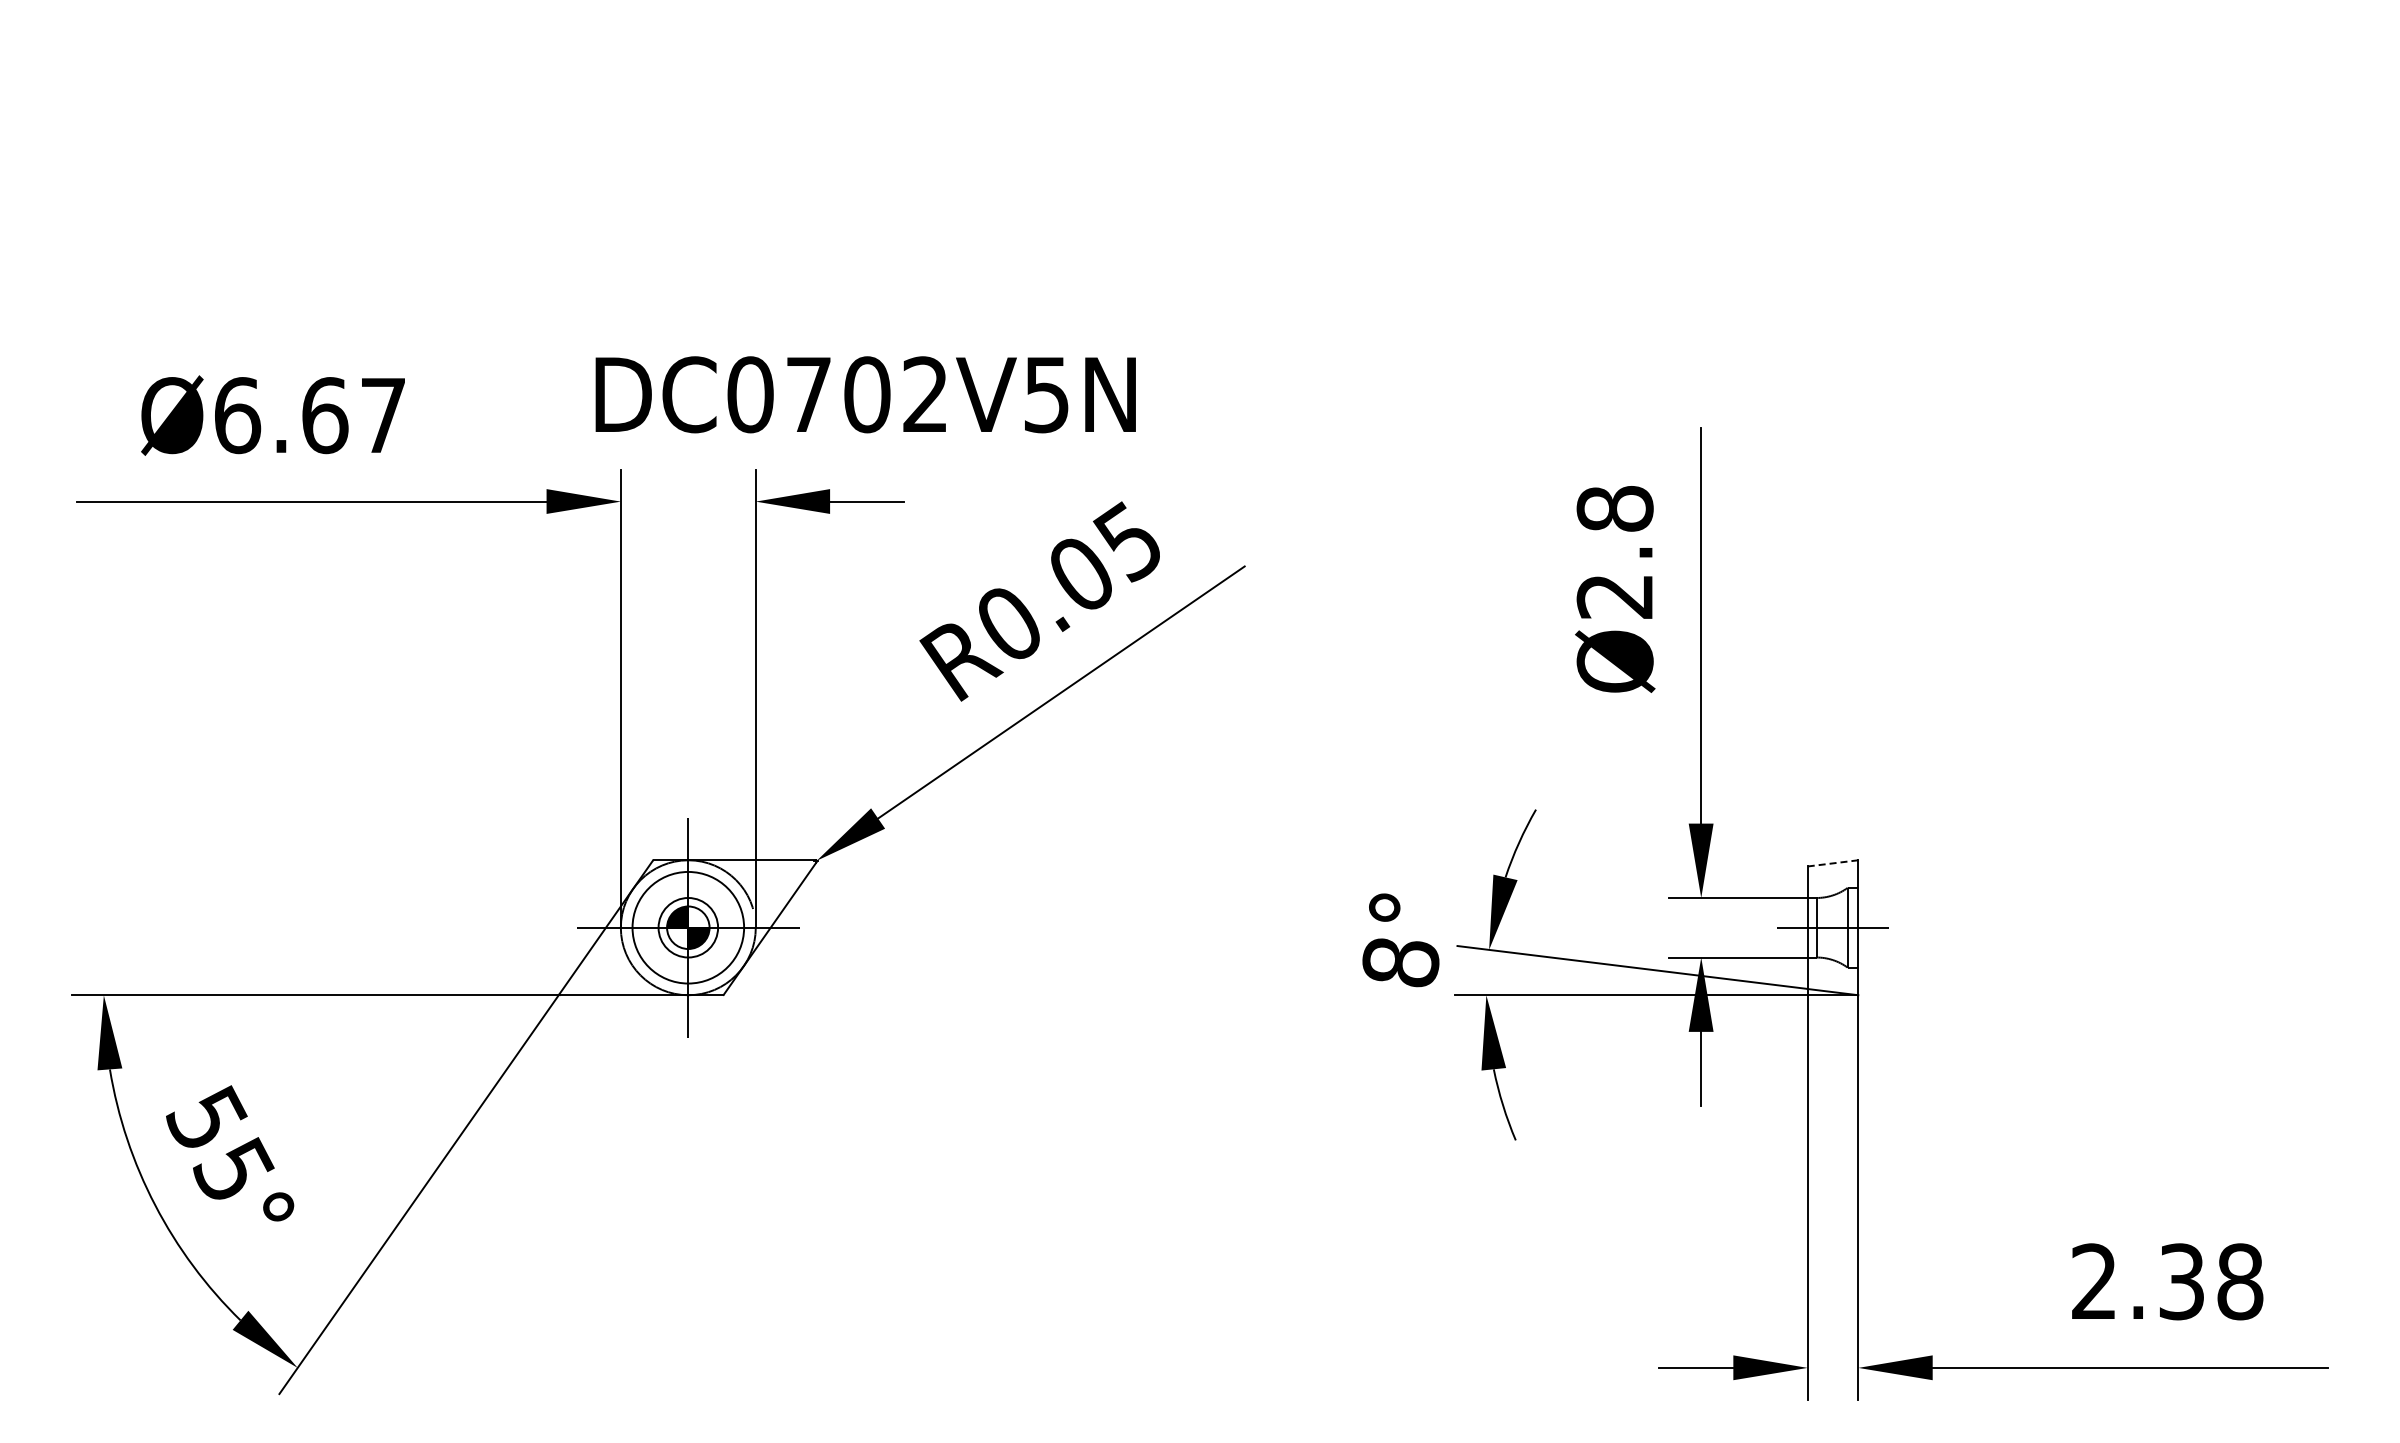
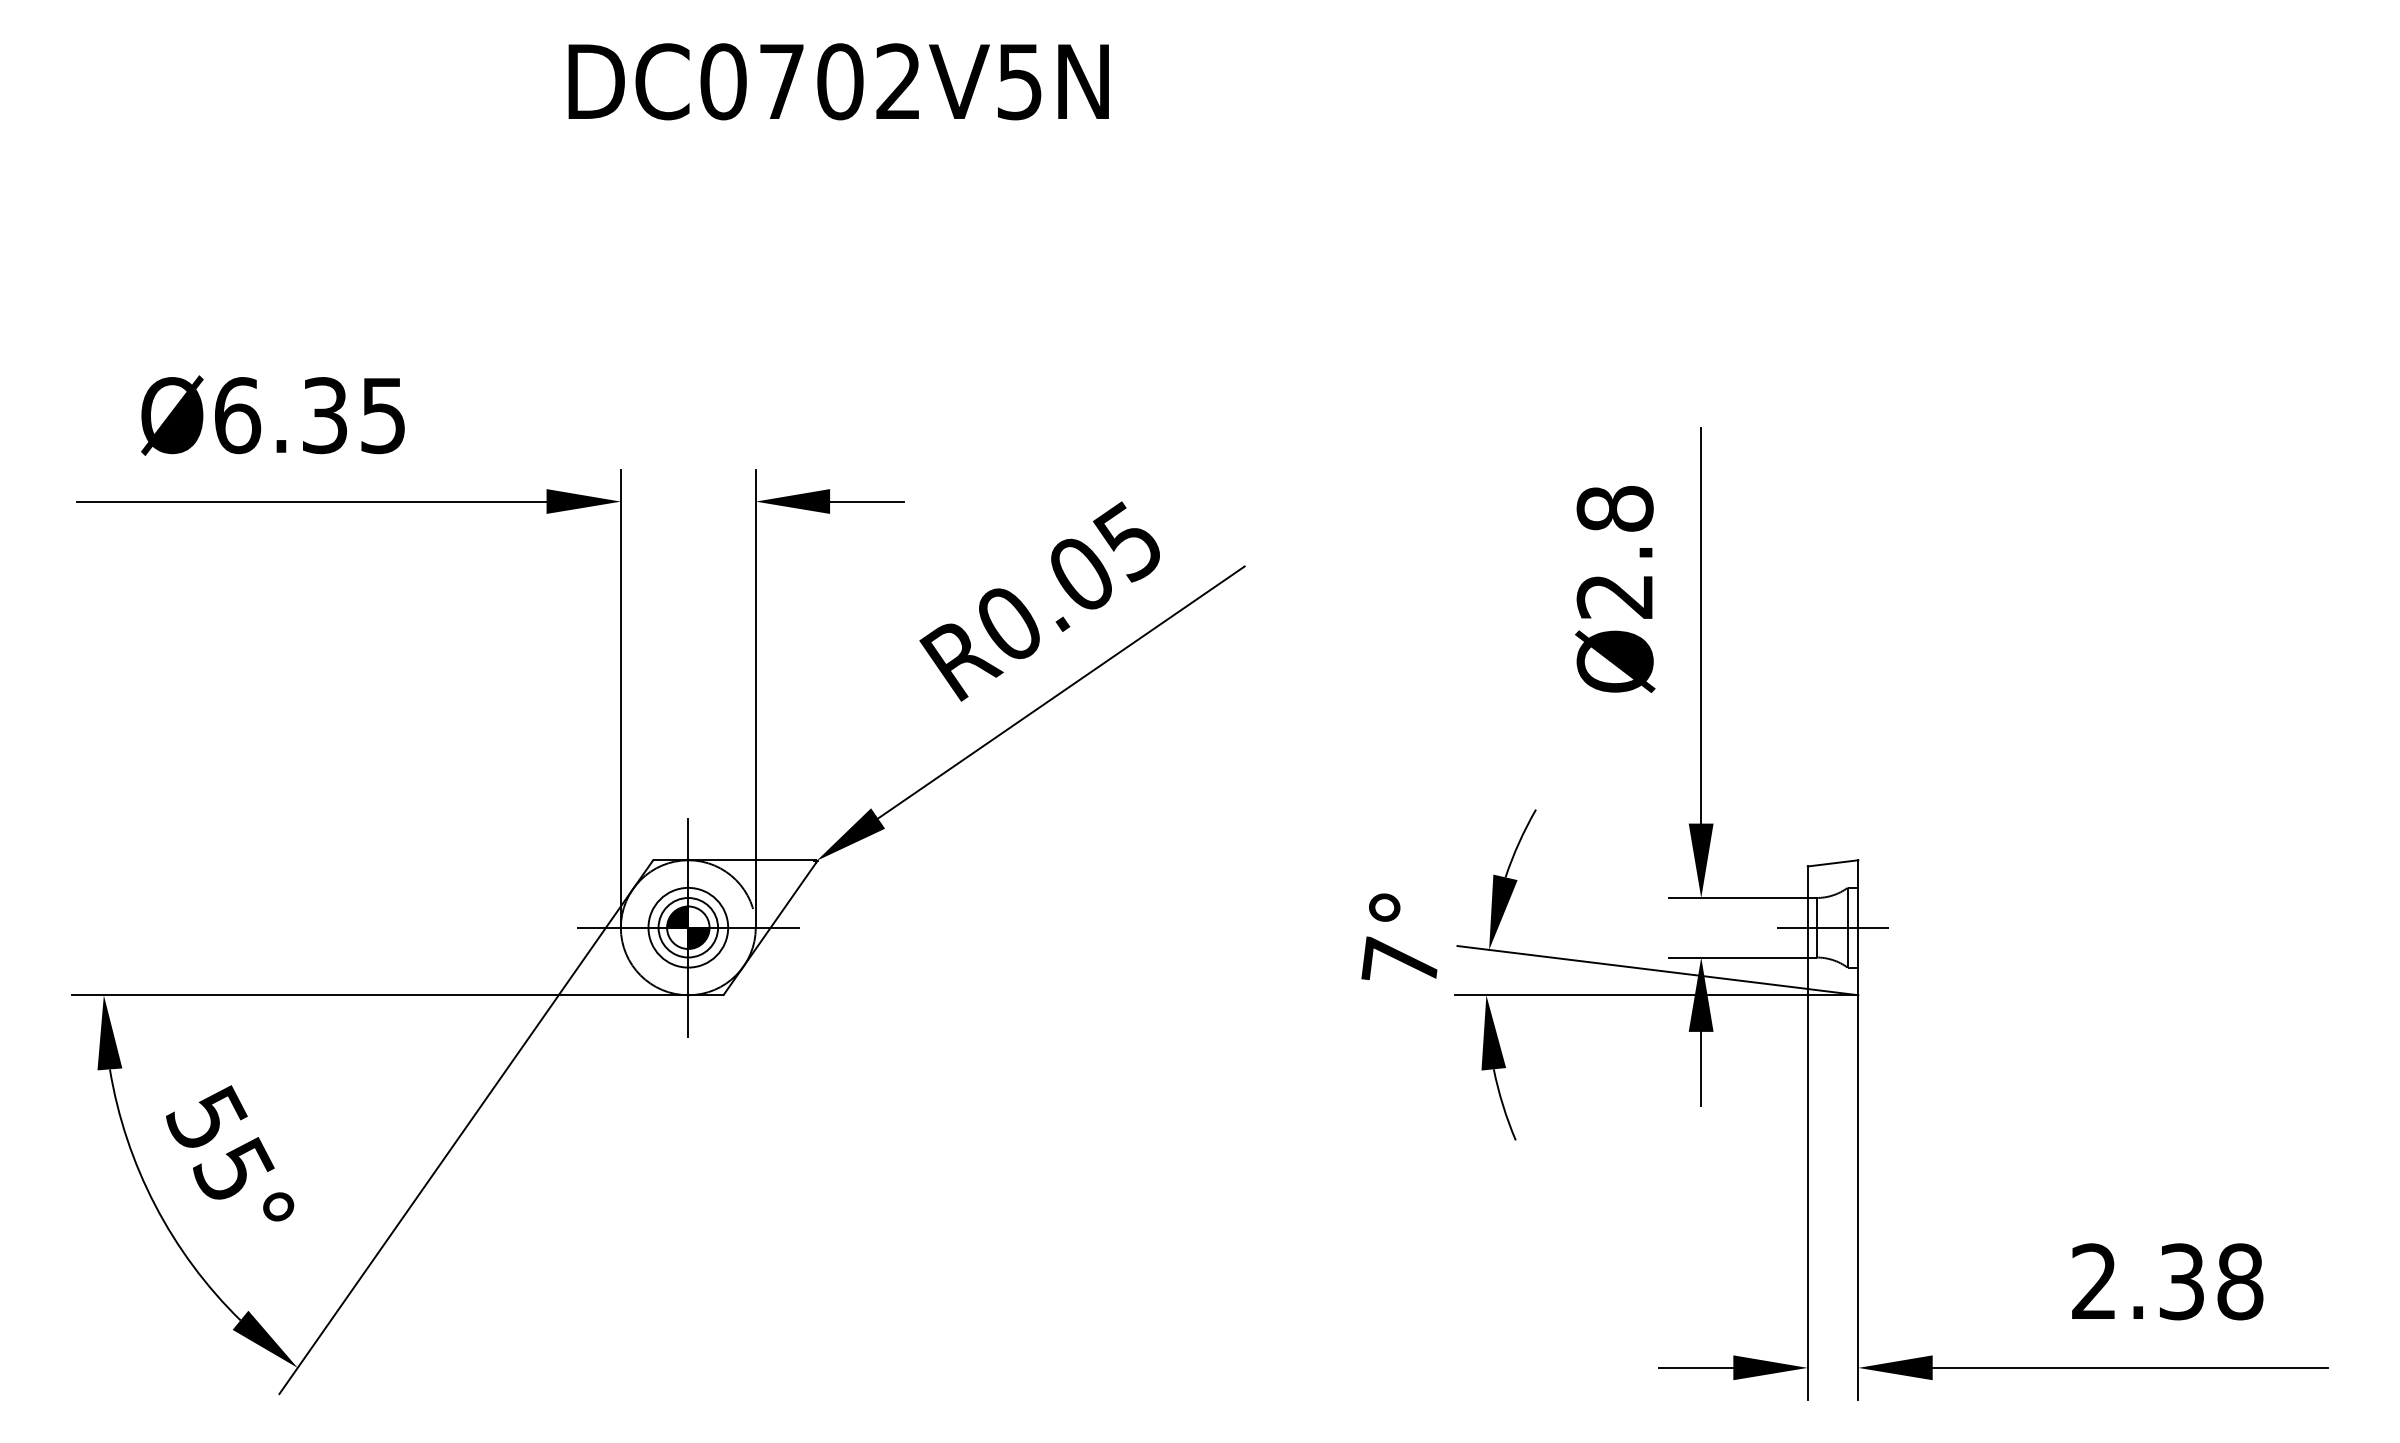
text position: (865, 394) -> (838, 81) (838, 81)
text: Ø6.67 -> Ø6.35 (353, 415)
line: dashed -> solid (1833, 863)
circle diameter: 112 px -> 80 px (688, 927)
text: 8° -> 7° (1400, 961)
